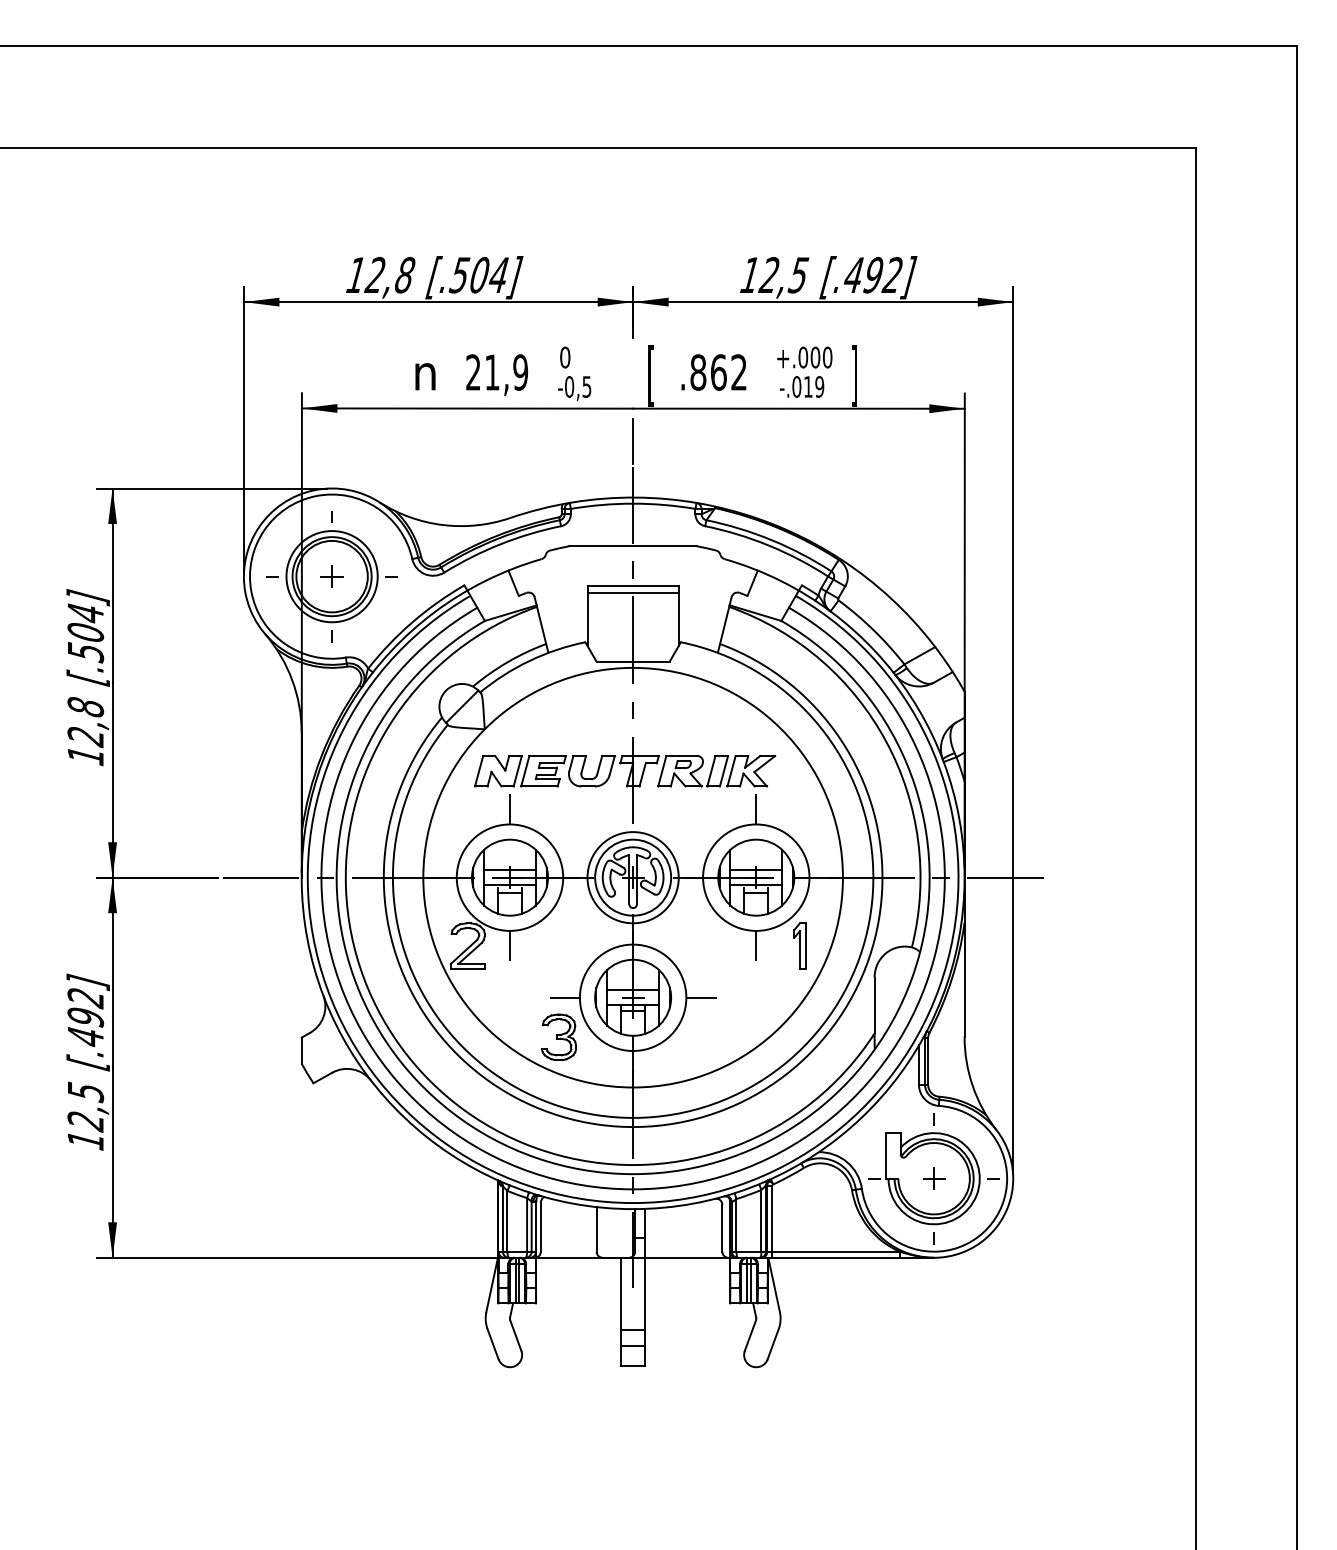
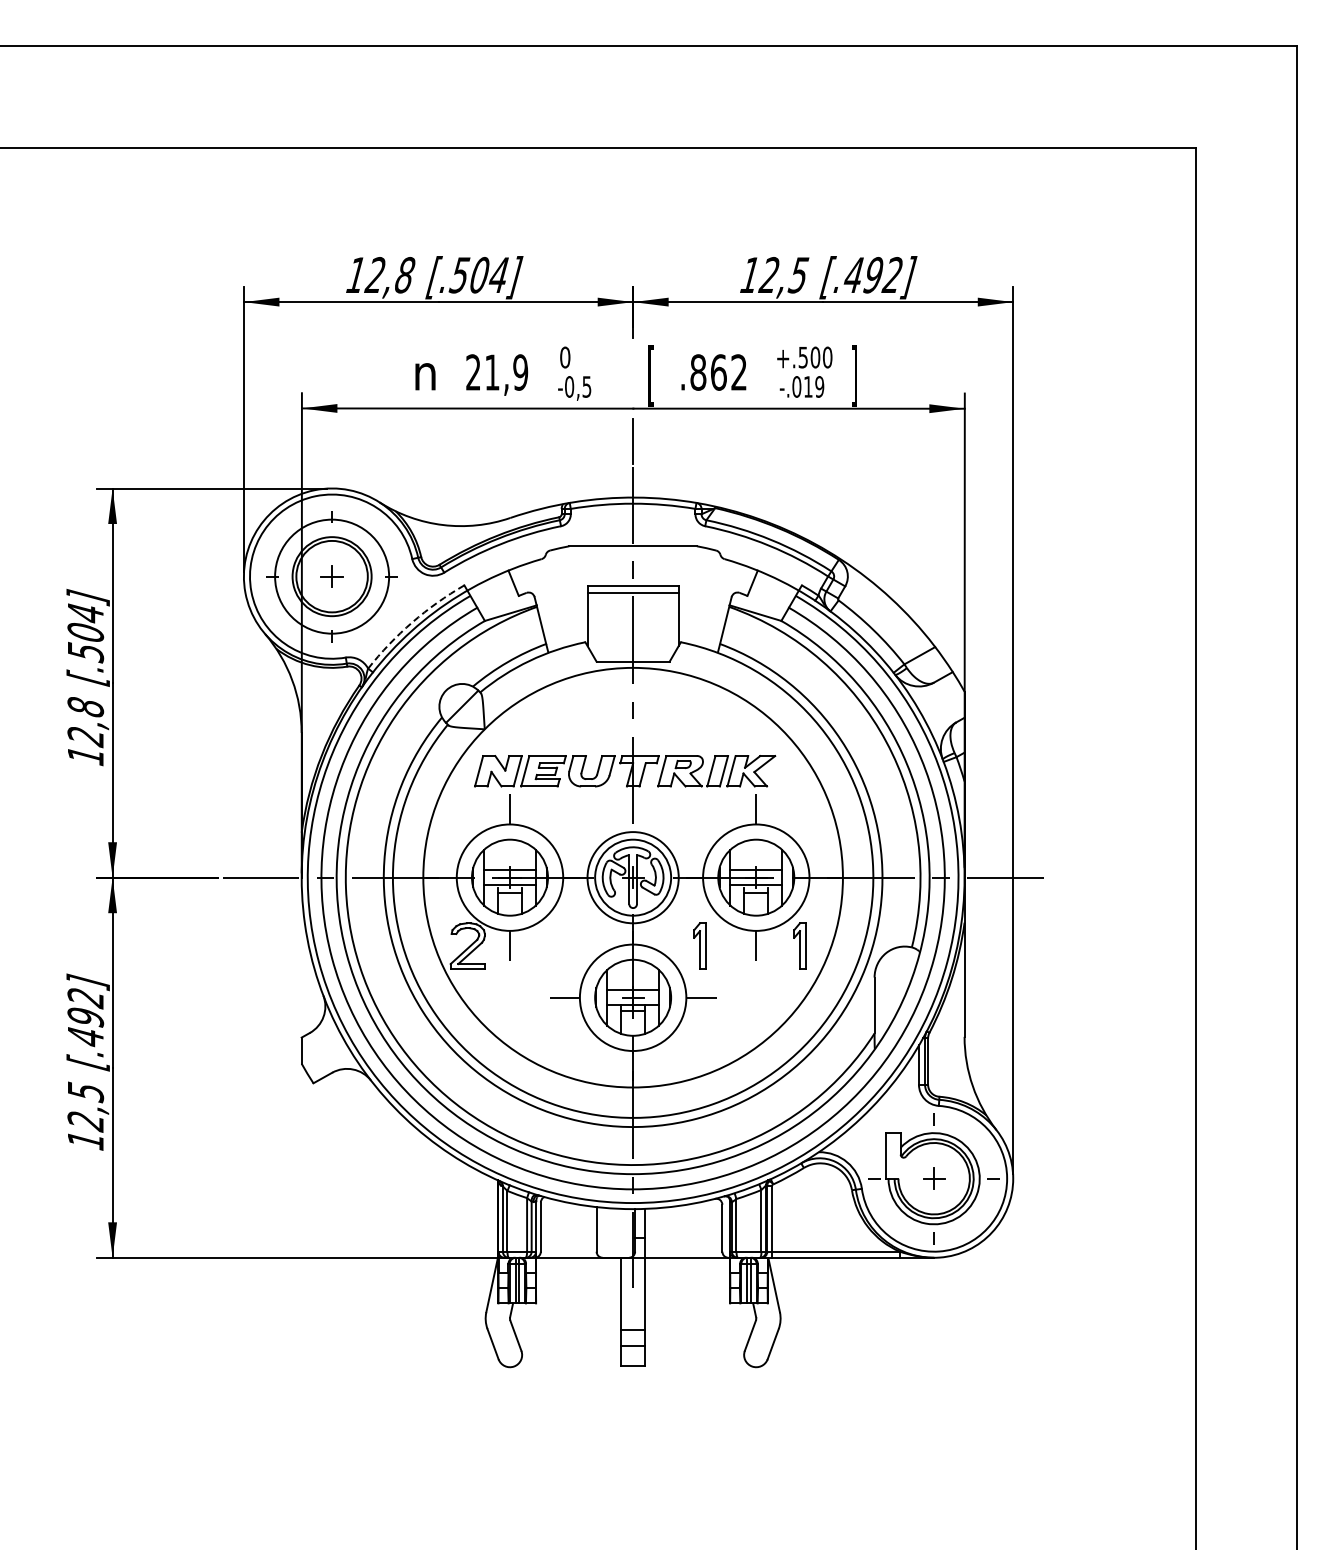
text: +.000 -> +.500 (803, 357)
circle diameter: 91 px -> 114 px (332, 576)
arc: solid -> dashed (412, 622)
part: none -> present (699, 945)
part: present -> none (559, 1037)
